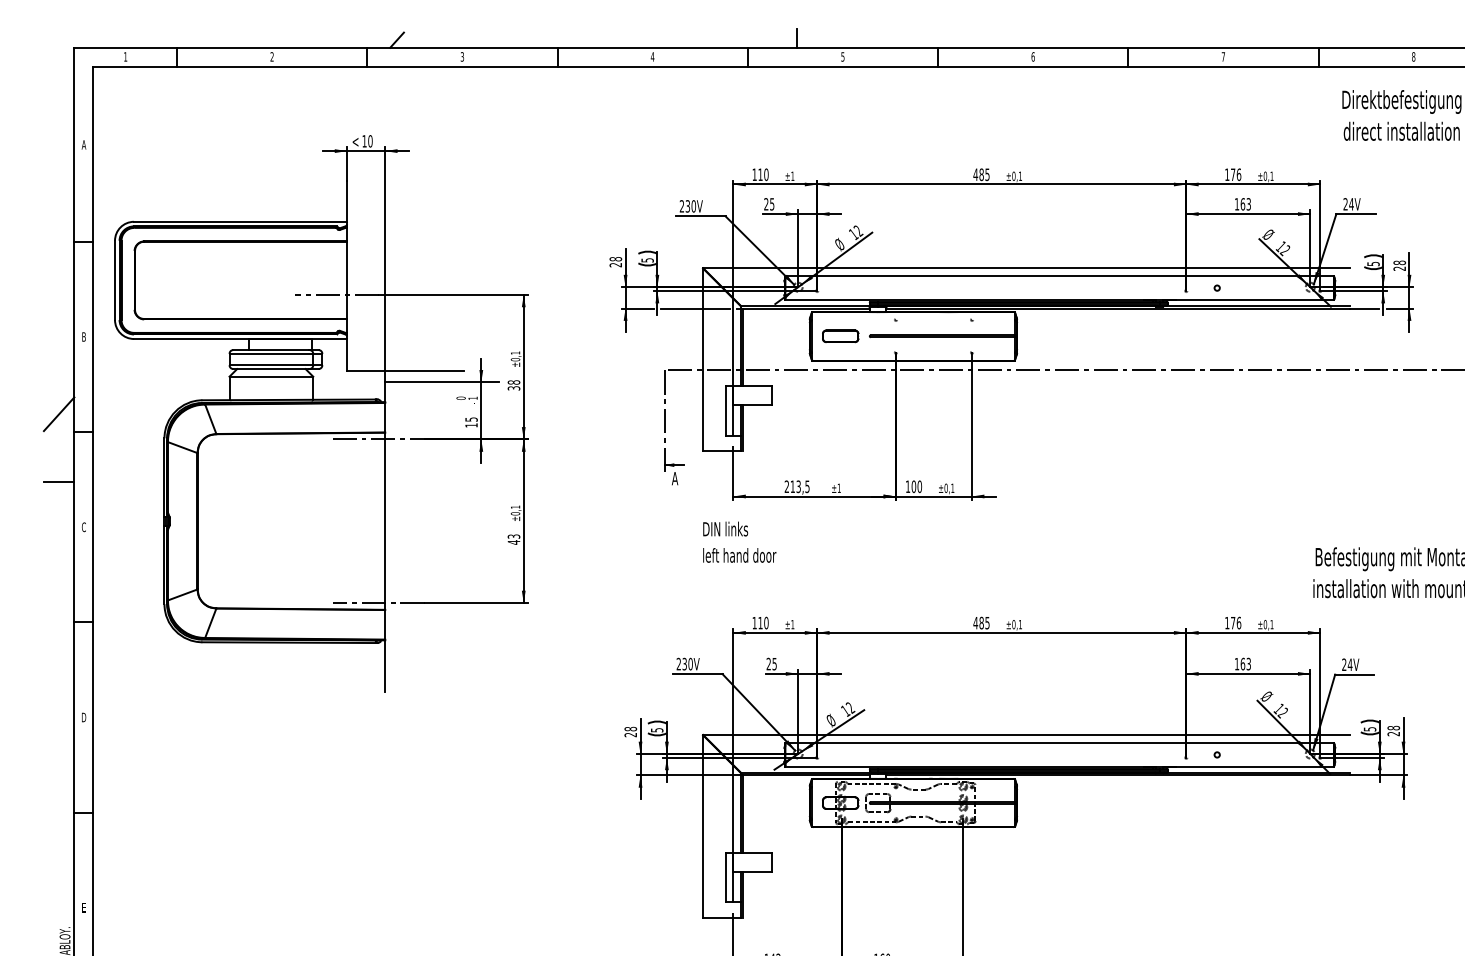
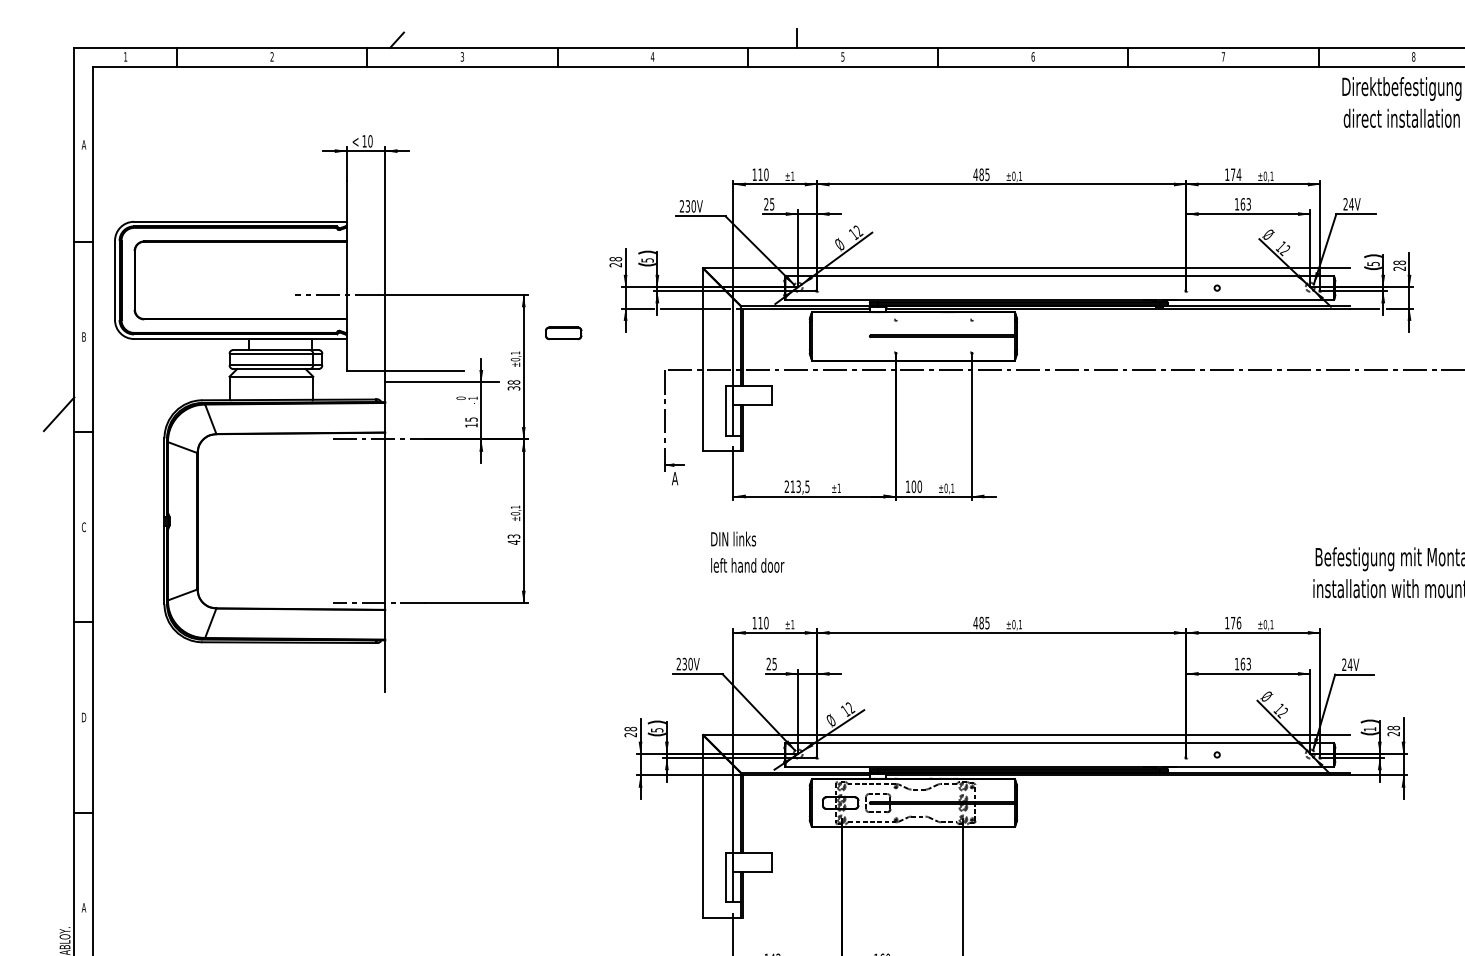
text position: (1401, 115) -> (1401, 102) (1401, 102)
text: 176 -> 174 (1238, 174)
part position: (840, 336) -> (563, 333) (563, 333)
line: present -> none (58, 481)
text position: (739, 541) -> (747, 551) (747, 551)
text: 5 -> 1 (1369, 729)
text: E -> A (83, 907)
